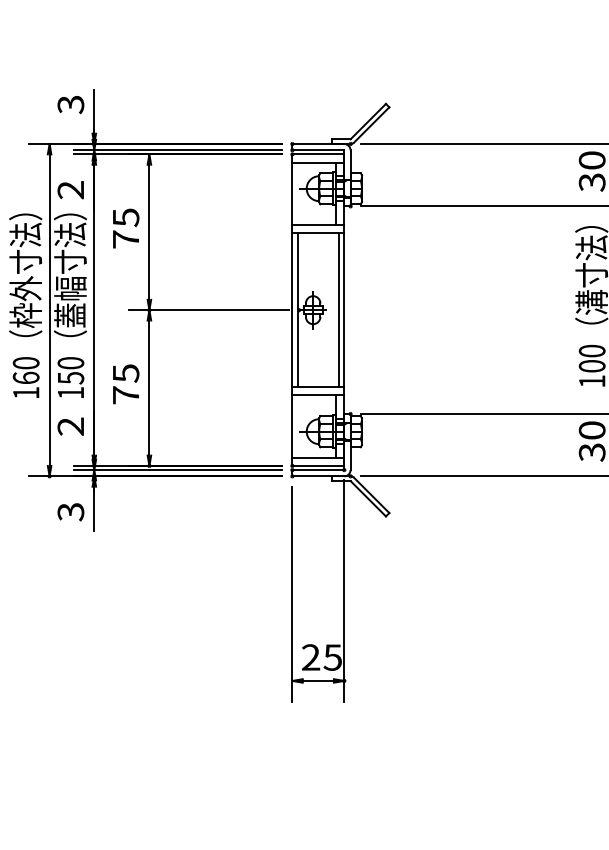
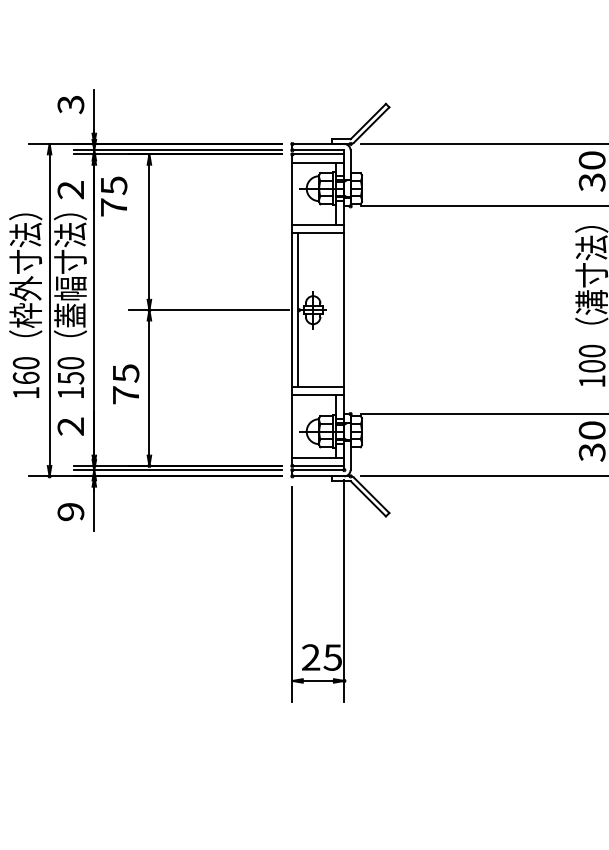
text position: (126, 228) -> (114, 196) (114, 196)
line: present -> none (339, 310)
text: 3 -> 9 (70, 512)
